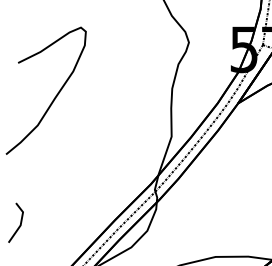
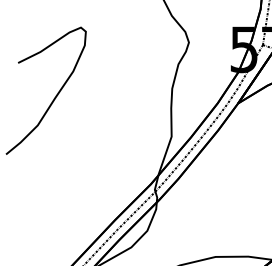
line: present -> none (19, 224)
